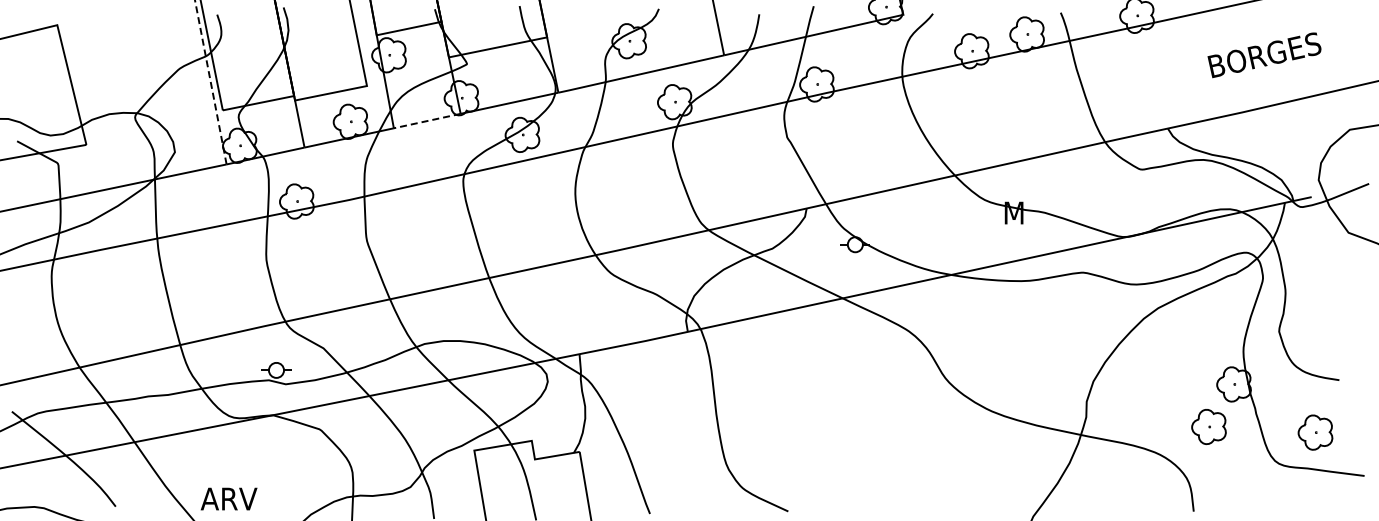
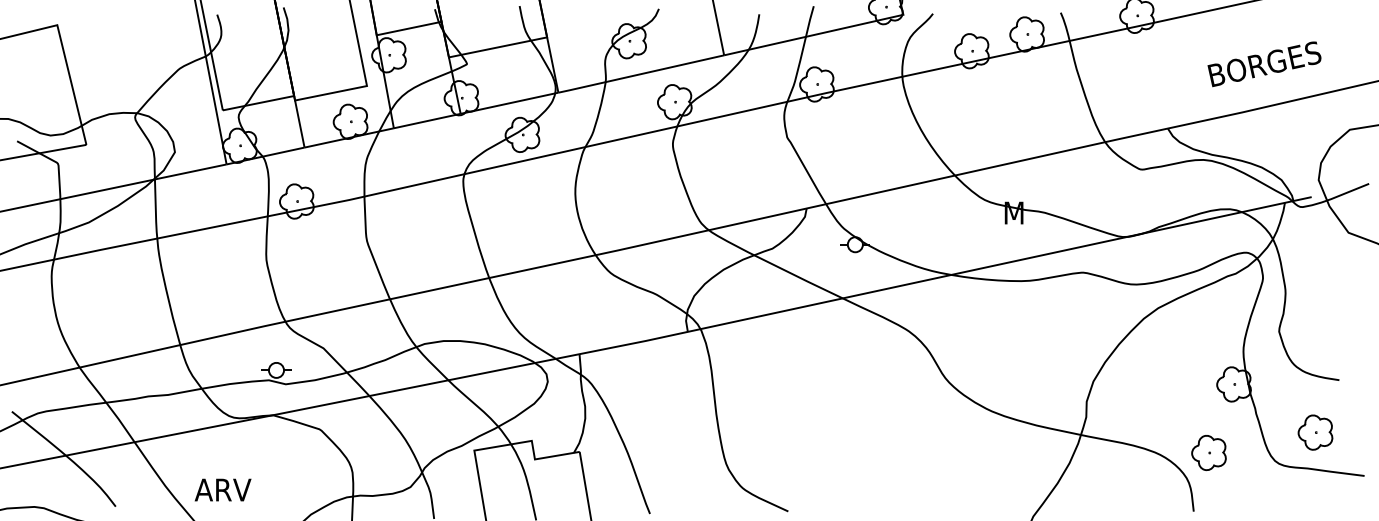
text position: (1264, 55) -> (1264, 64) (1264, 64)
line: dashed -> solid (210, 82)
line: dashed -> solid (426, 121)
part position: (1208, 427) -> (1208, 453) (1208, 453)
text position: (228, 498) -> (222, 489) (222, 489)
